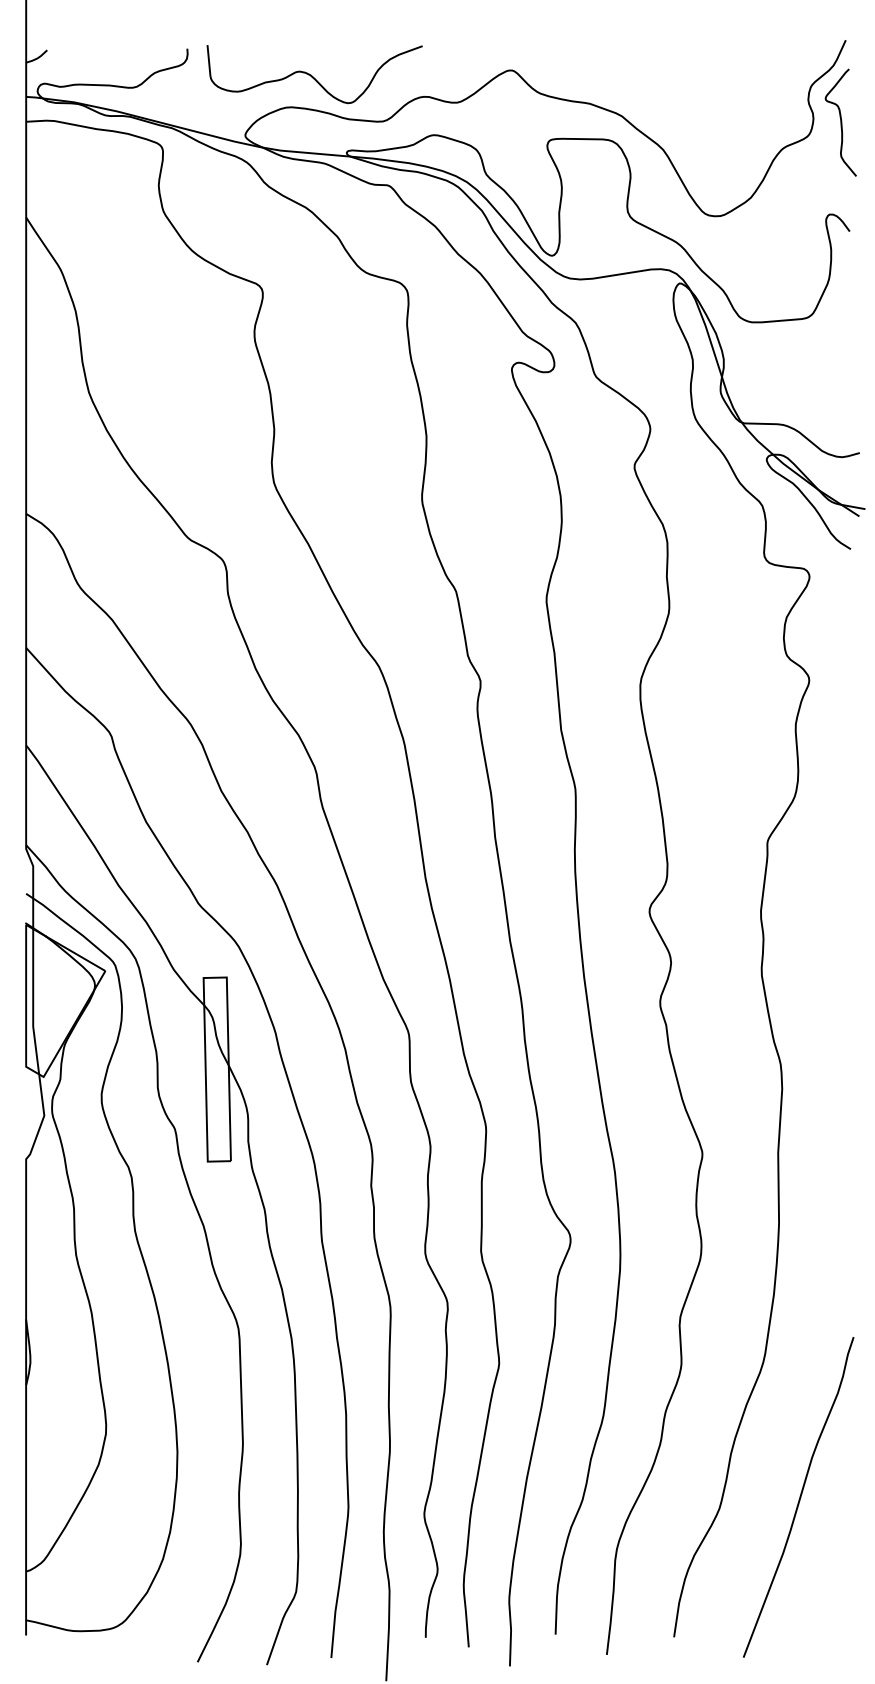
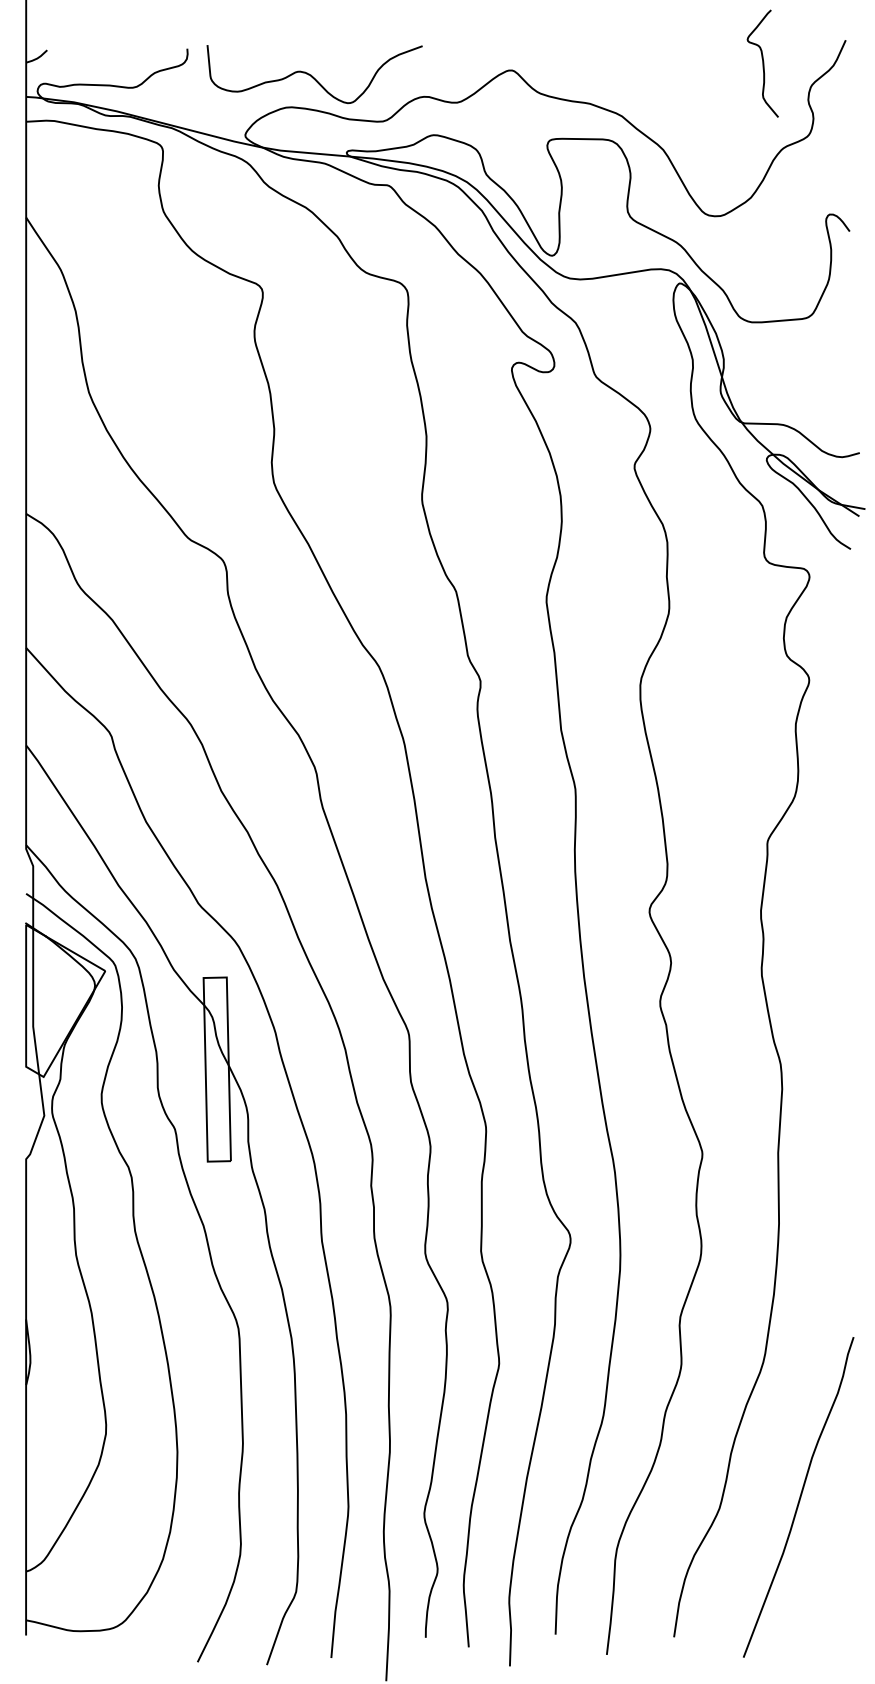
curve position: (840, 122) -> (762, 63) (762, 63)
